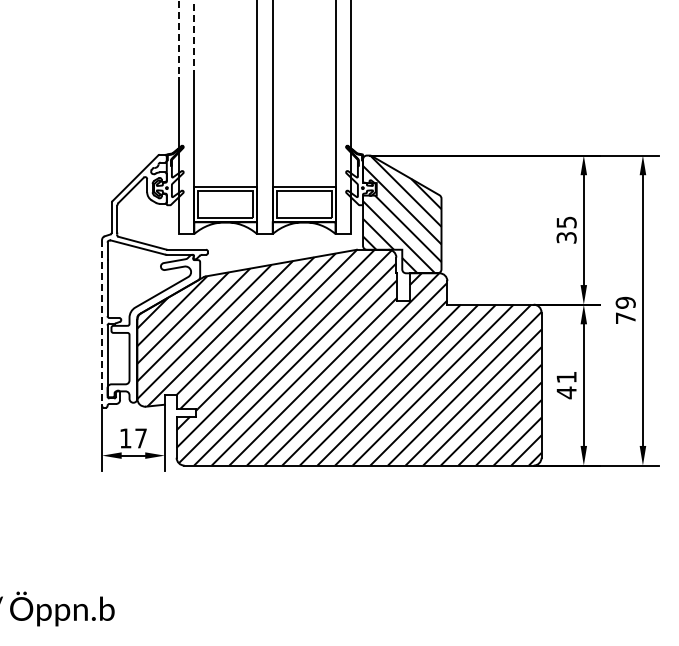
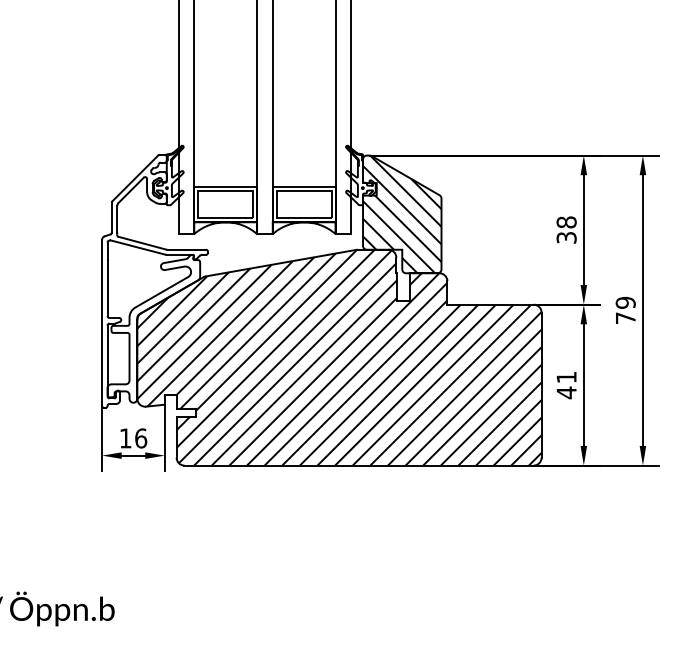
line: dashed -> solid (178, 0)
text: 35 -> 38 (566, 222)
line: dashed -> solid (102, 322)
text: 17 -> 16 (141, 438)
